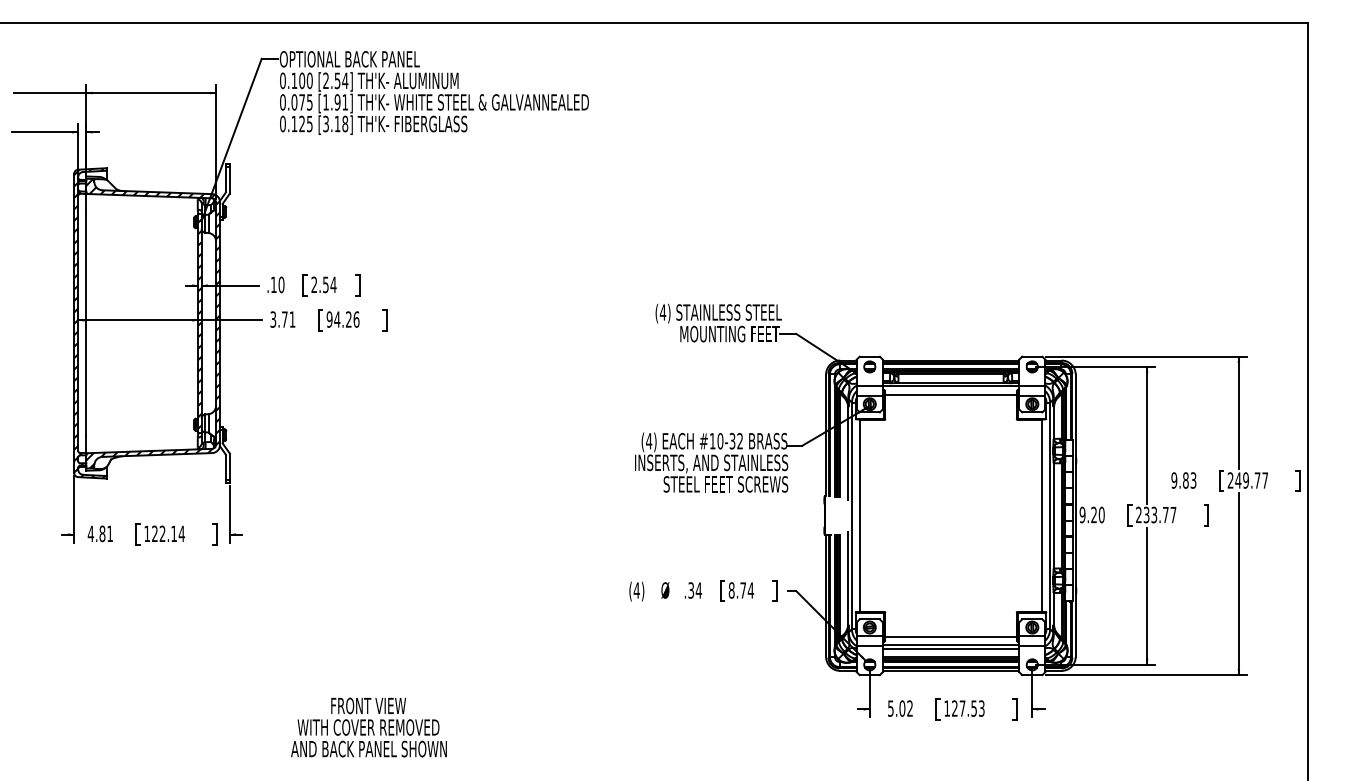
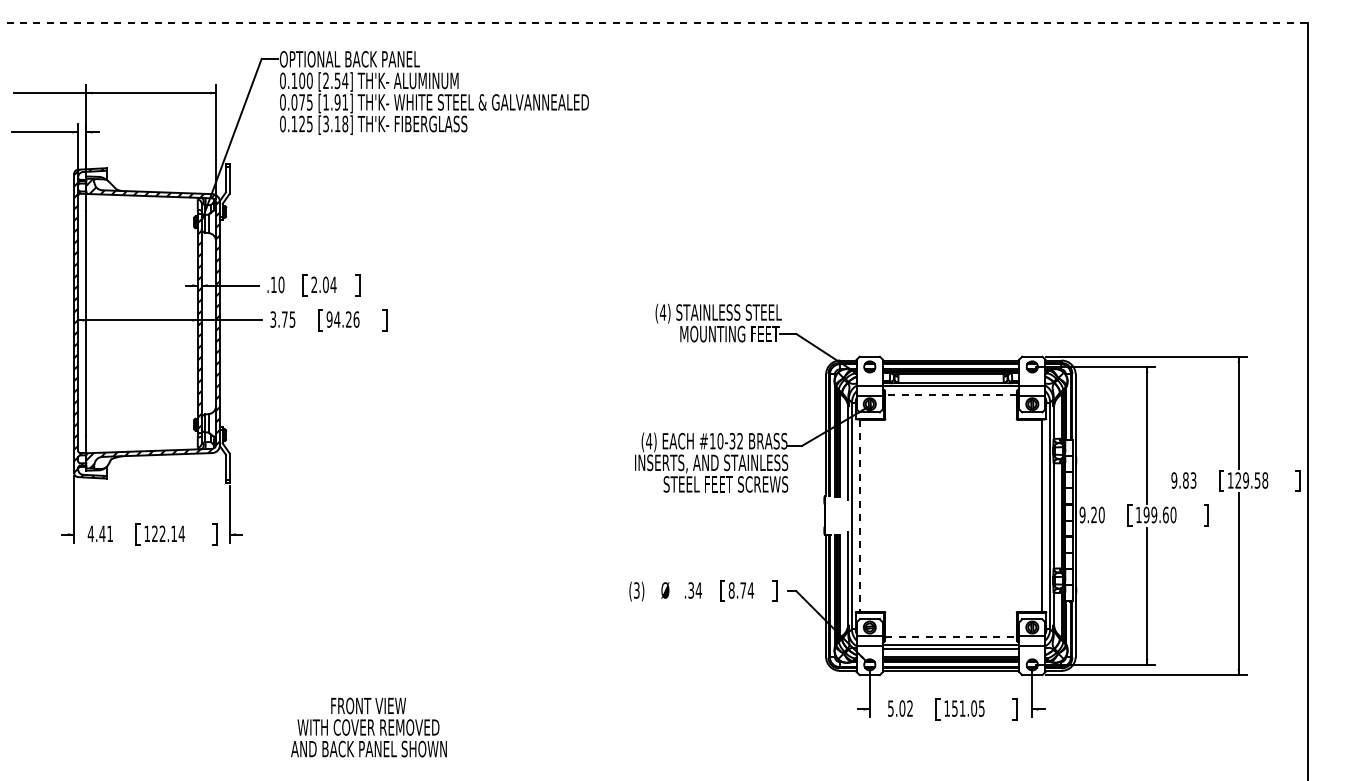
line: solid -> dashed (654, 23)
text: 2.54 -> 2.04 (325, 284)
text: 3.71 -> 3.75 (292, 319)
line: solid -> dashed (951, 394)
text: 249.77 -> 129.58 (1247, 480)
text: 233.77 -> 199.60 (1156, 514)
line: solid -> dashed (860, 516)
text: 4.81 -> 4.41 (102, 533)
text: (4) -> (3) (636, 590)
line: solid -> dashed (951, 637)
text: 127.53 -> 151.05 (968, 708)
